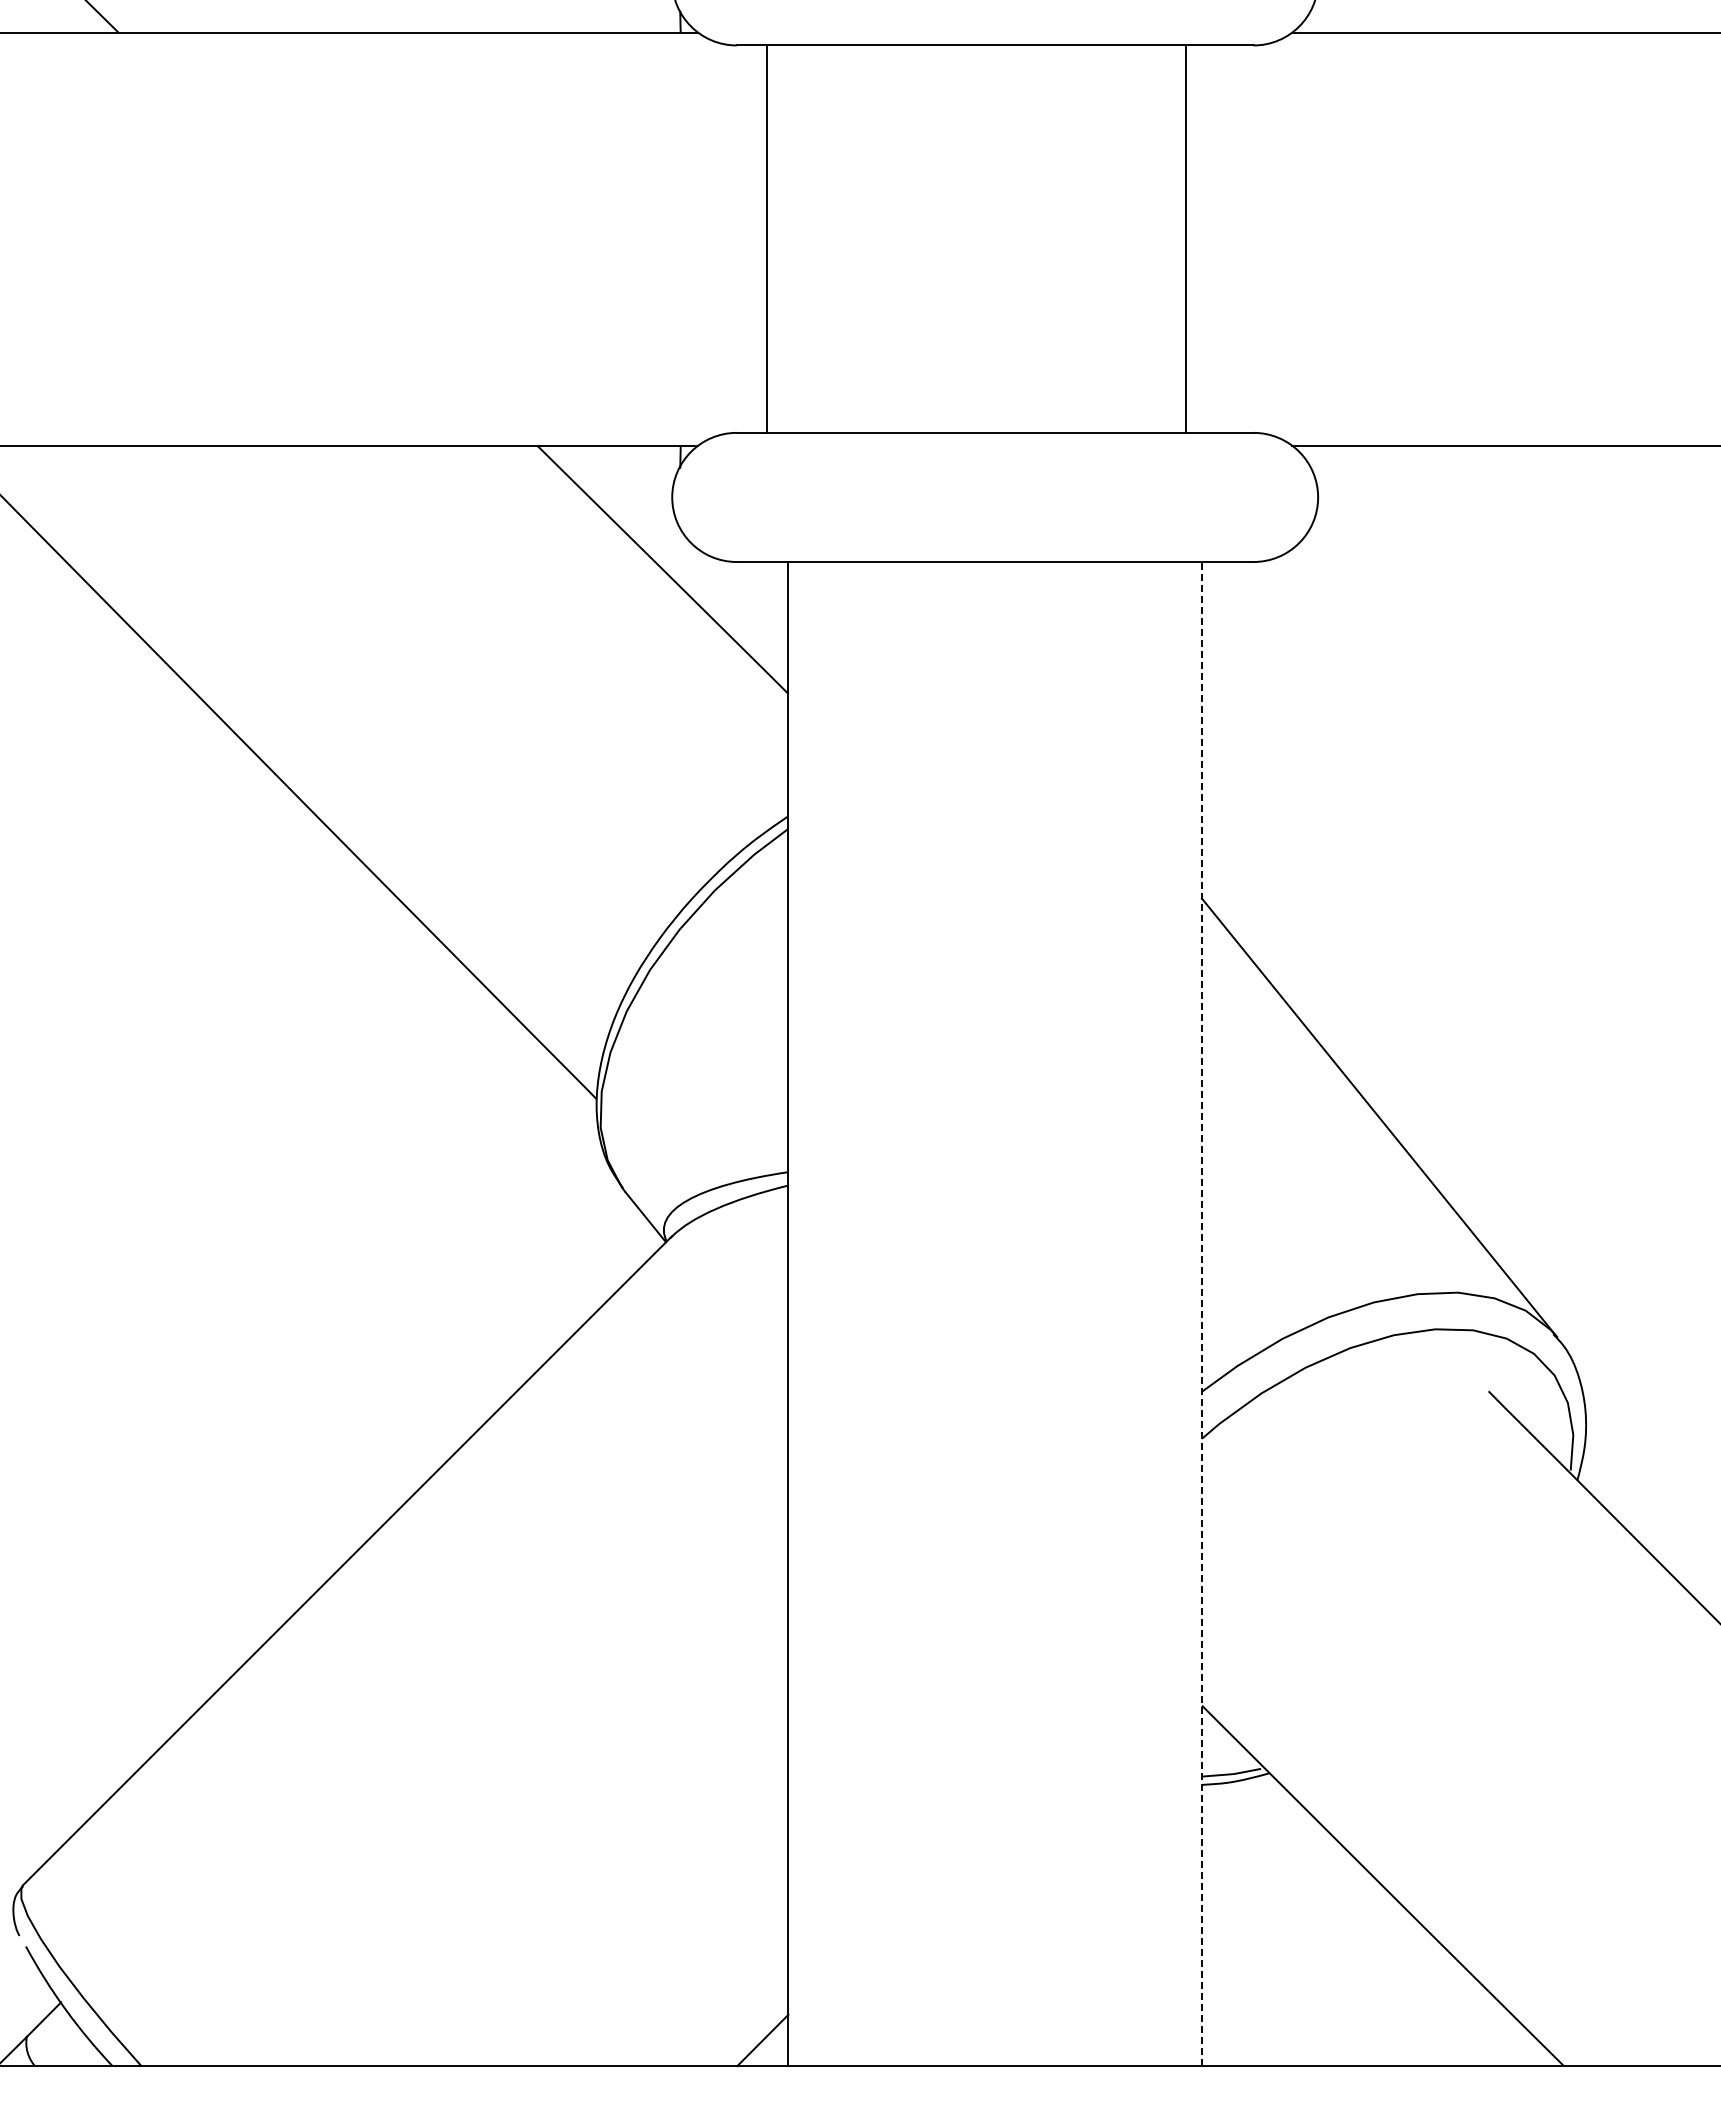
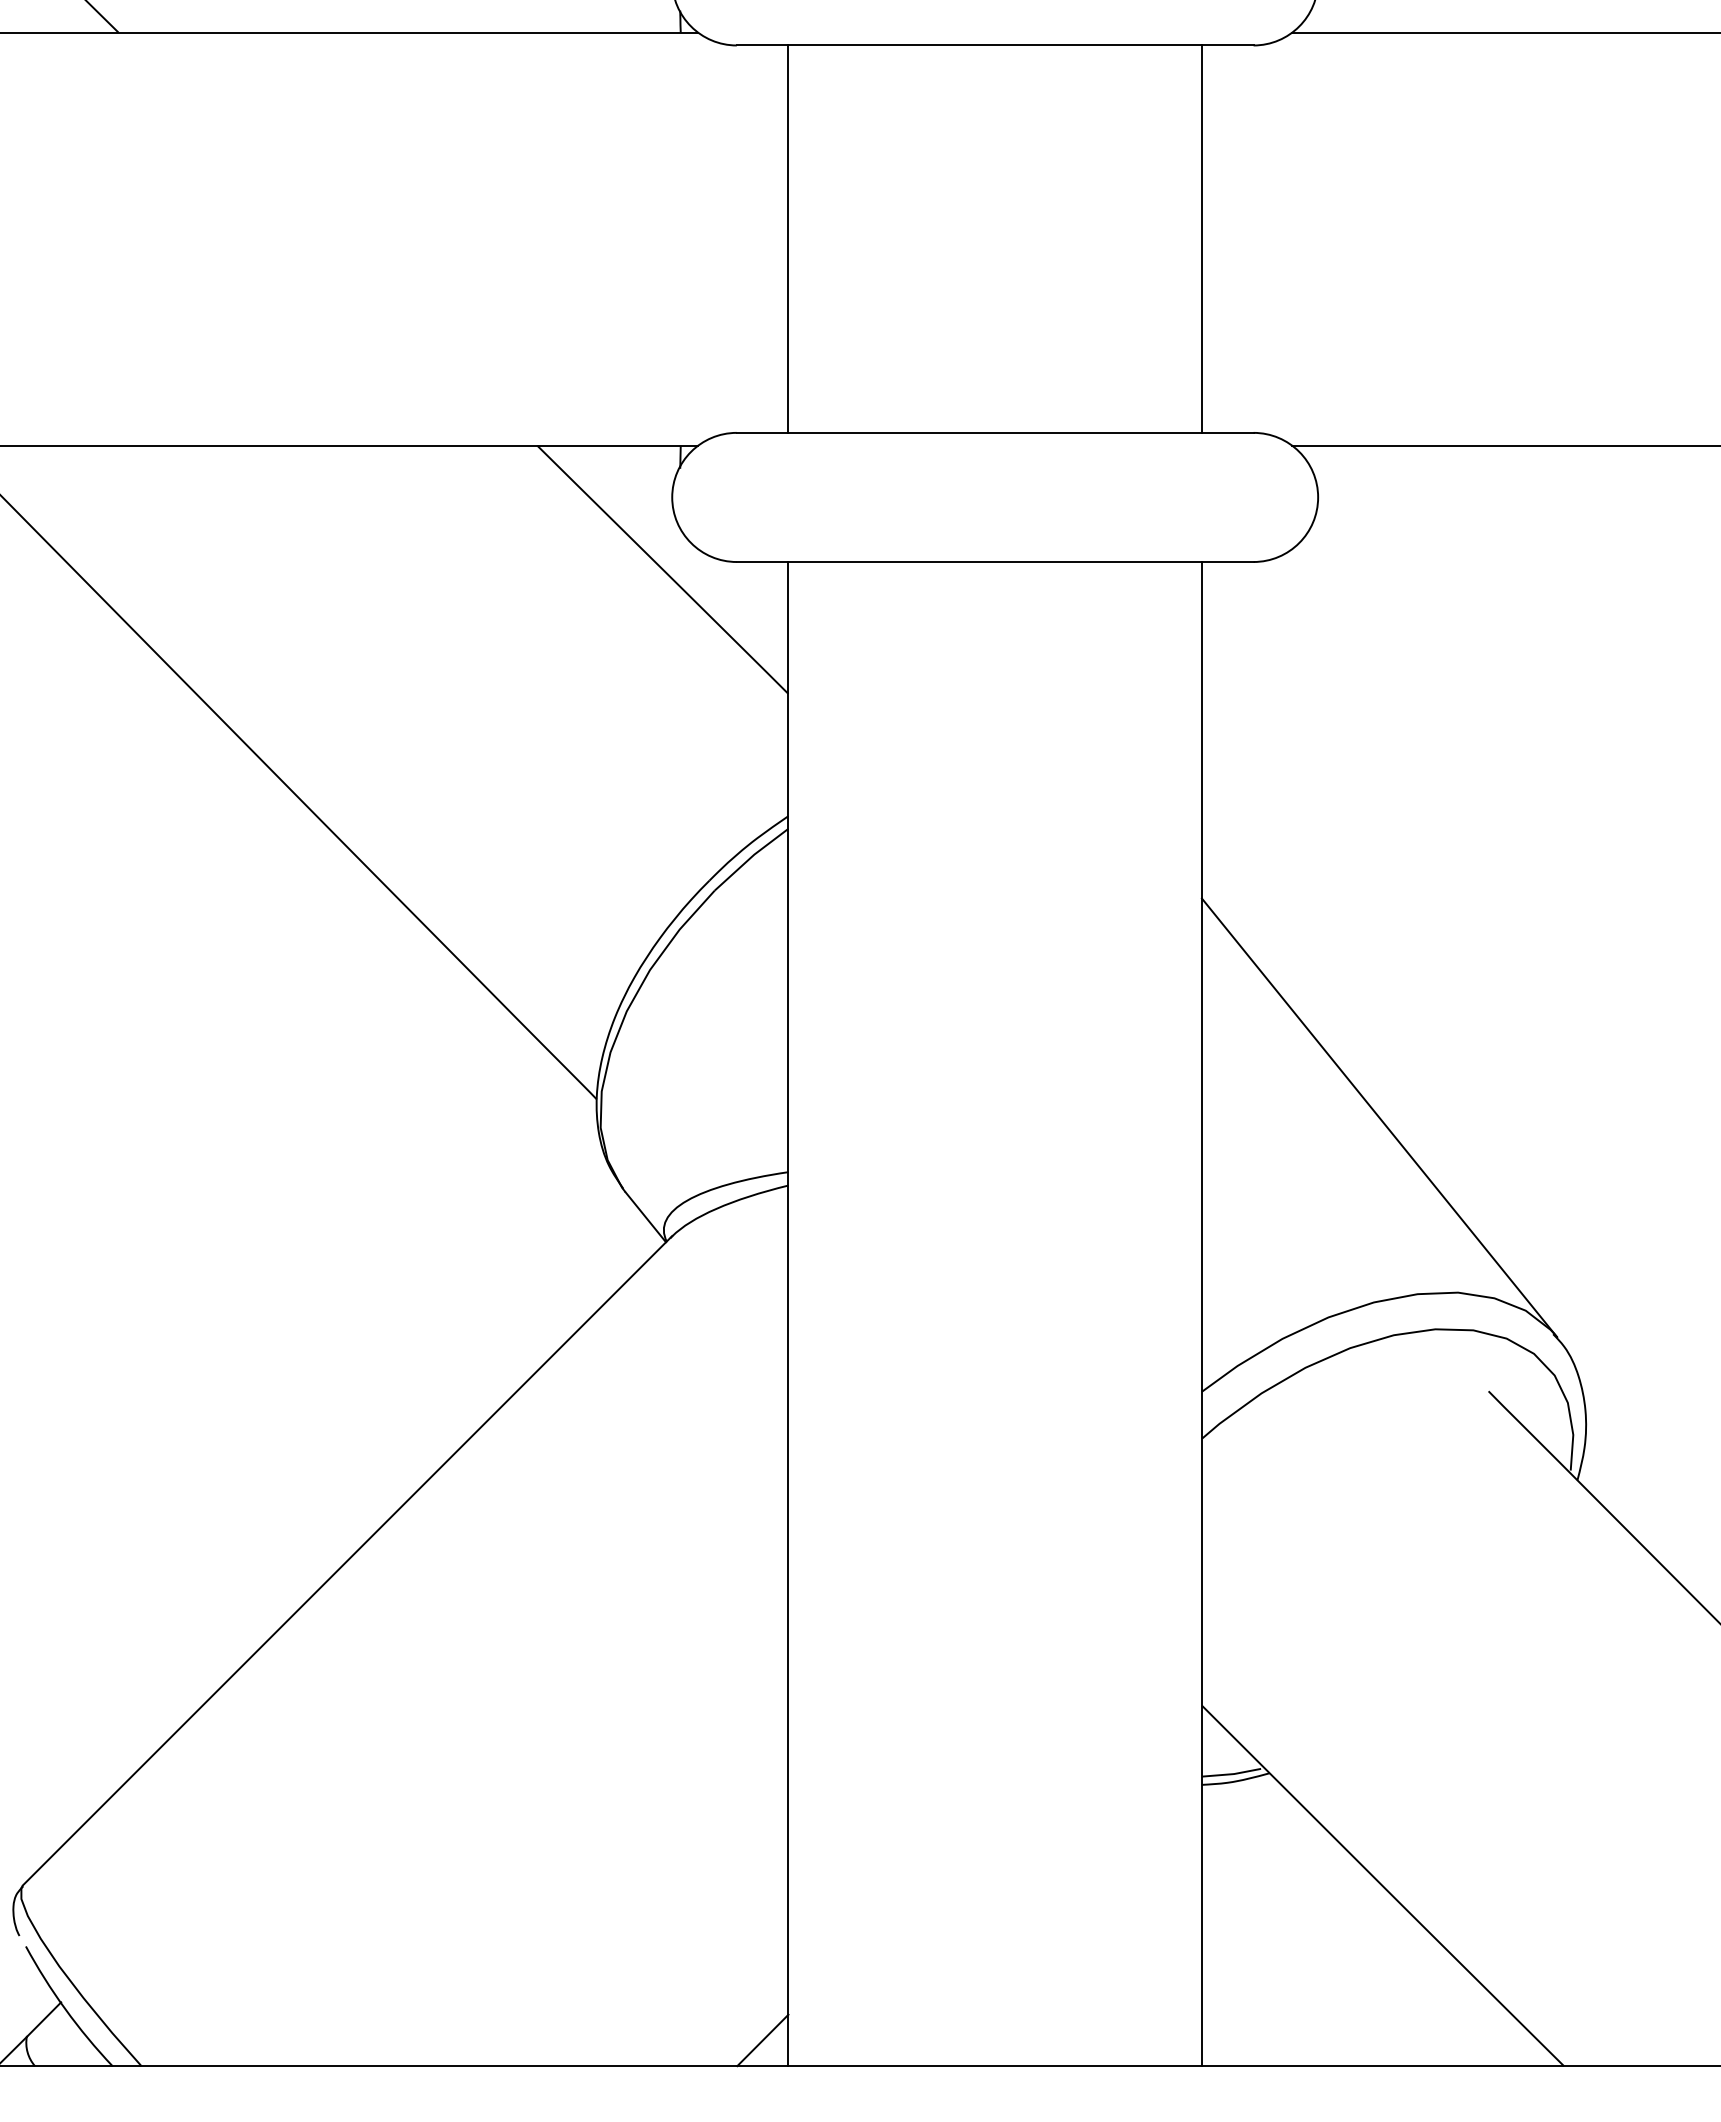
line position: (767, 238) -> (788, 238) (788, 238)
line position: (1185, 238) -> (1201, 238) (1201, 238)
line: dashed -> solid (1201, 1313)
